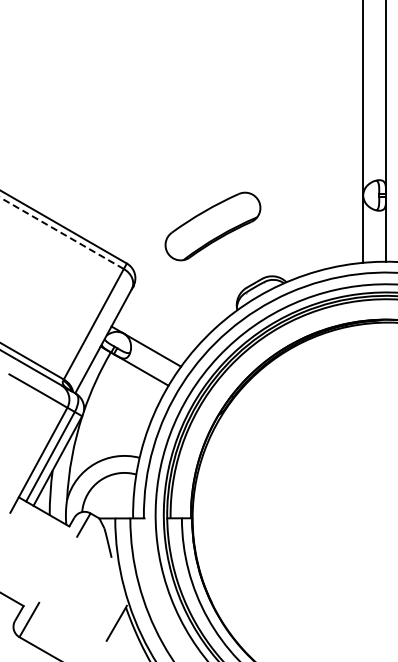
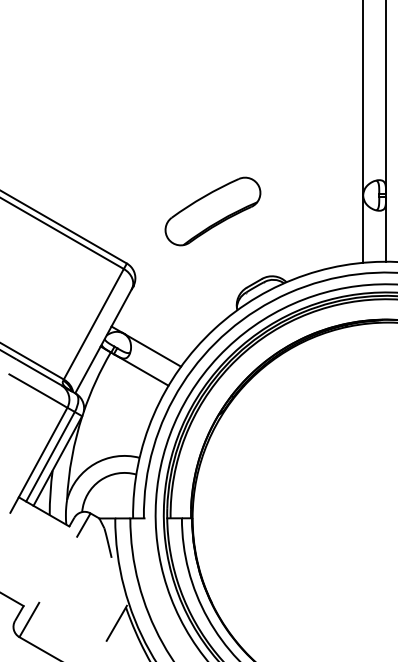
part position: (212, 226) -> (212, 211) (212, 211)
line: dashed -> solid (61, 233)
